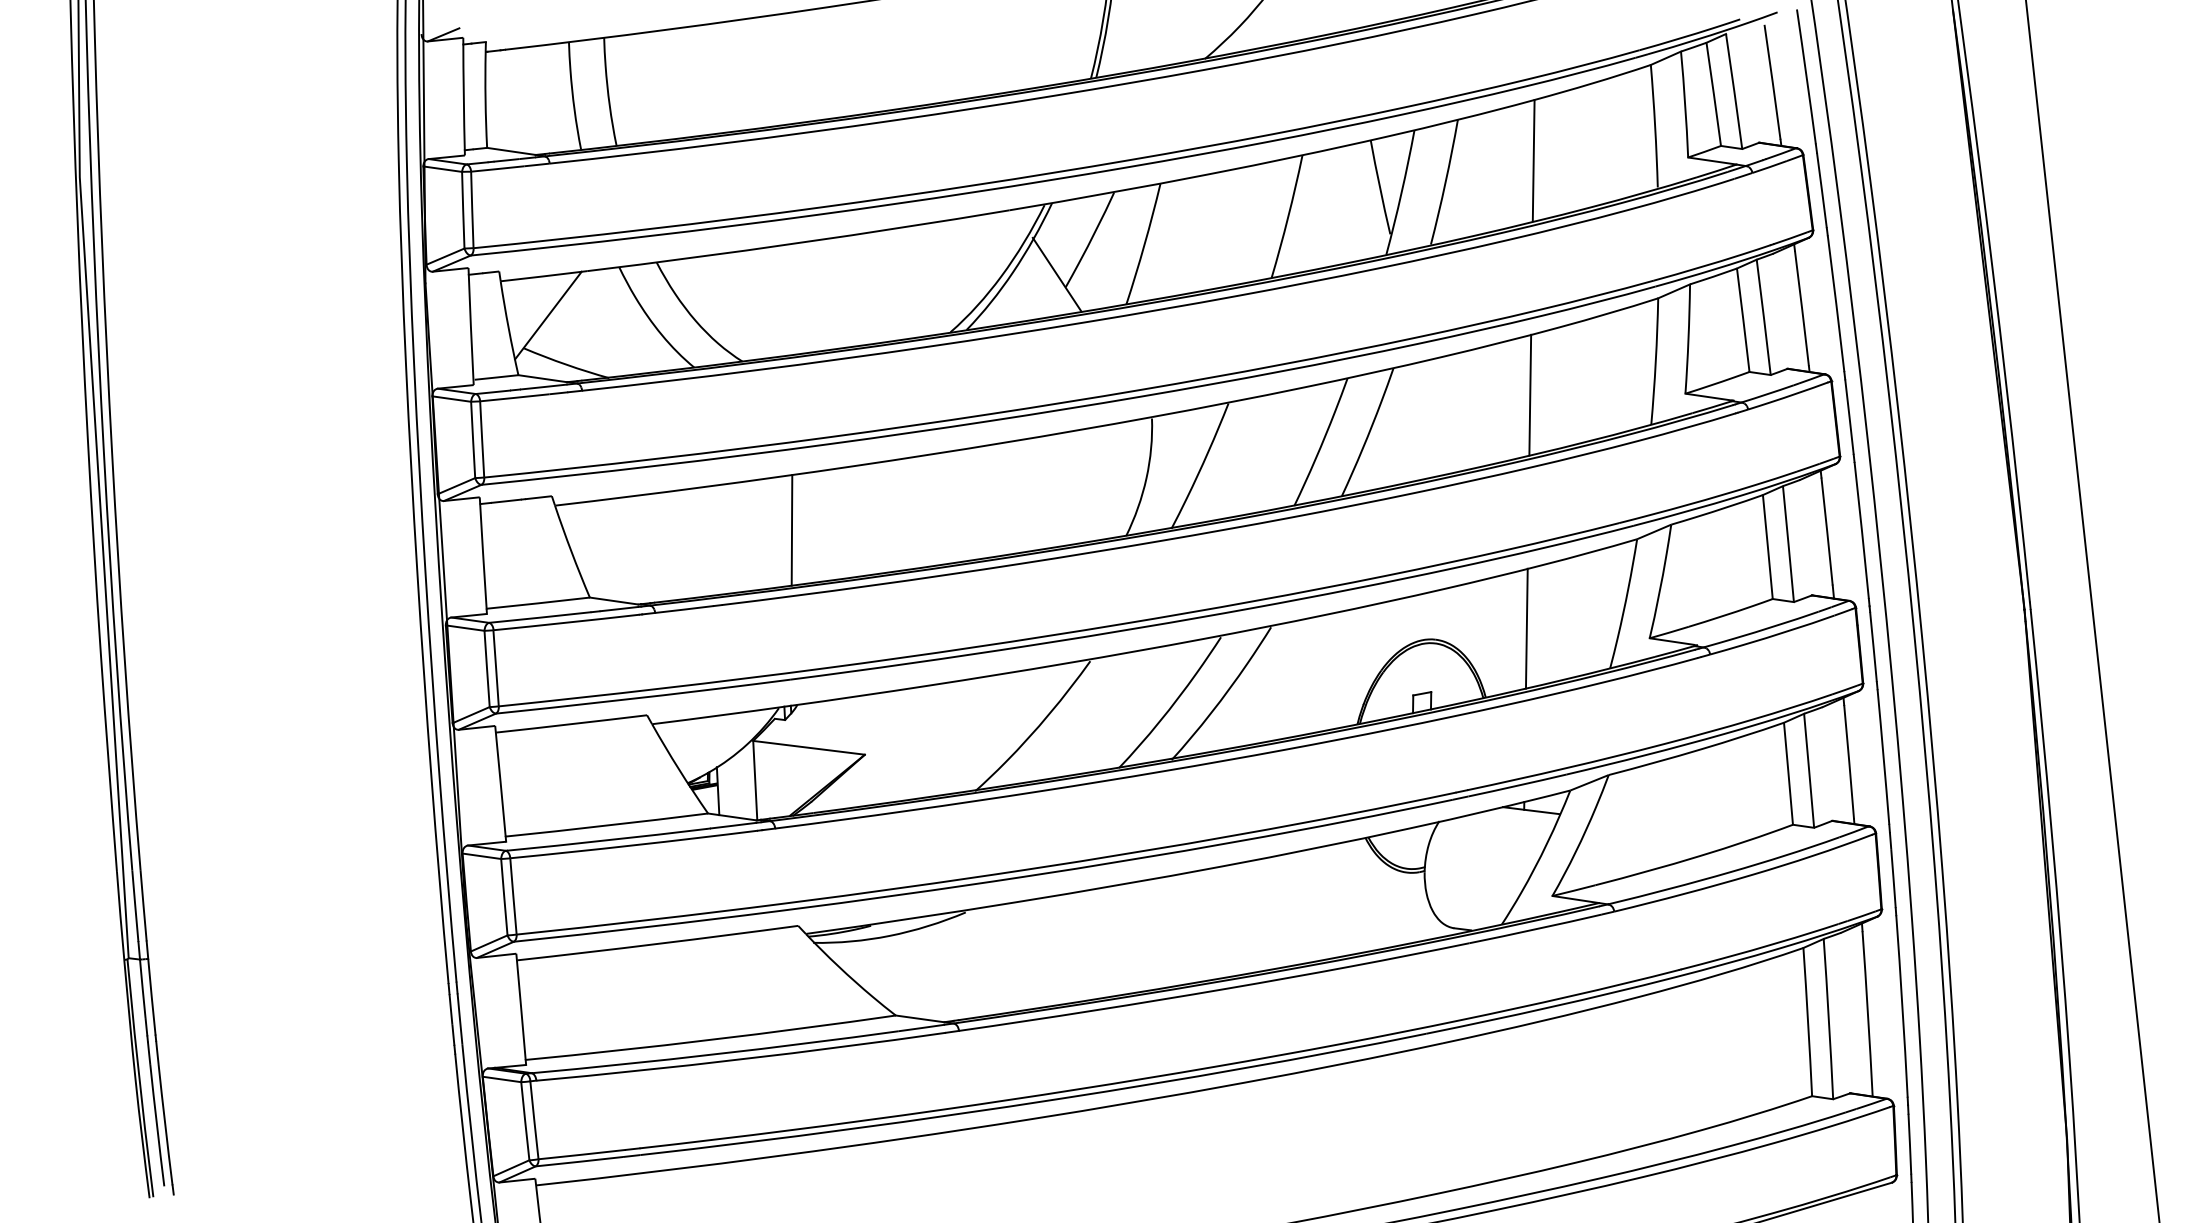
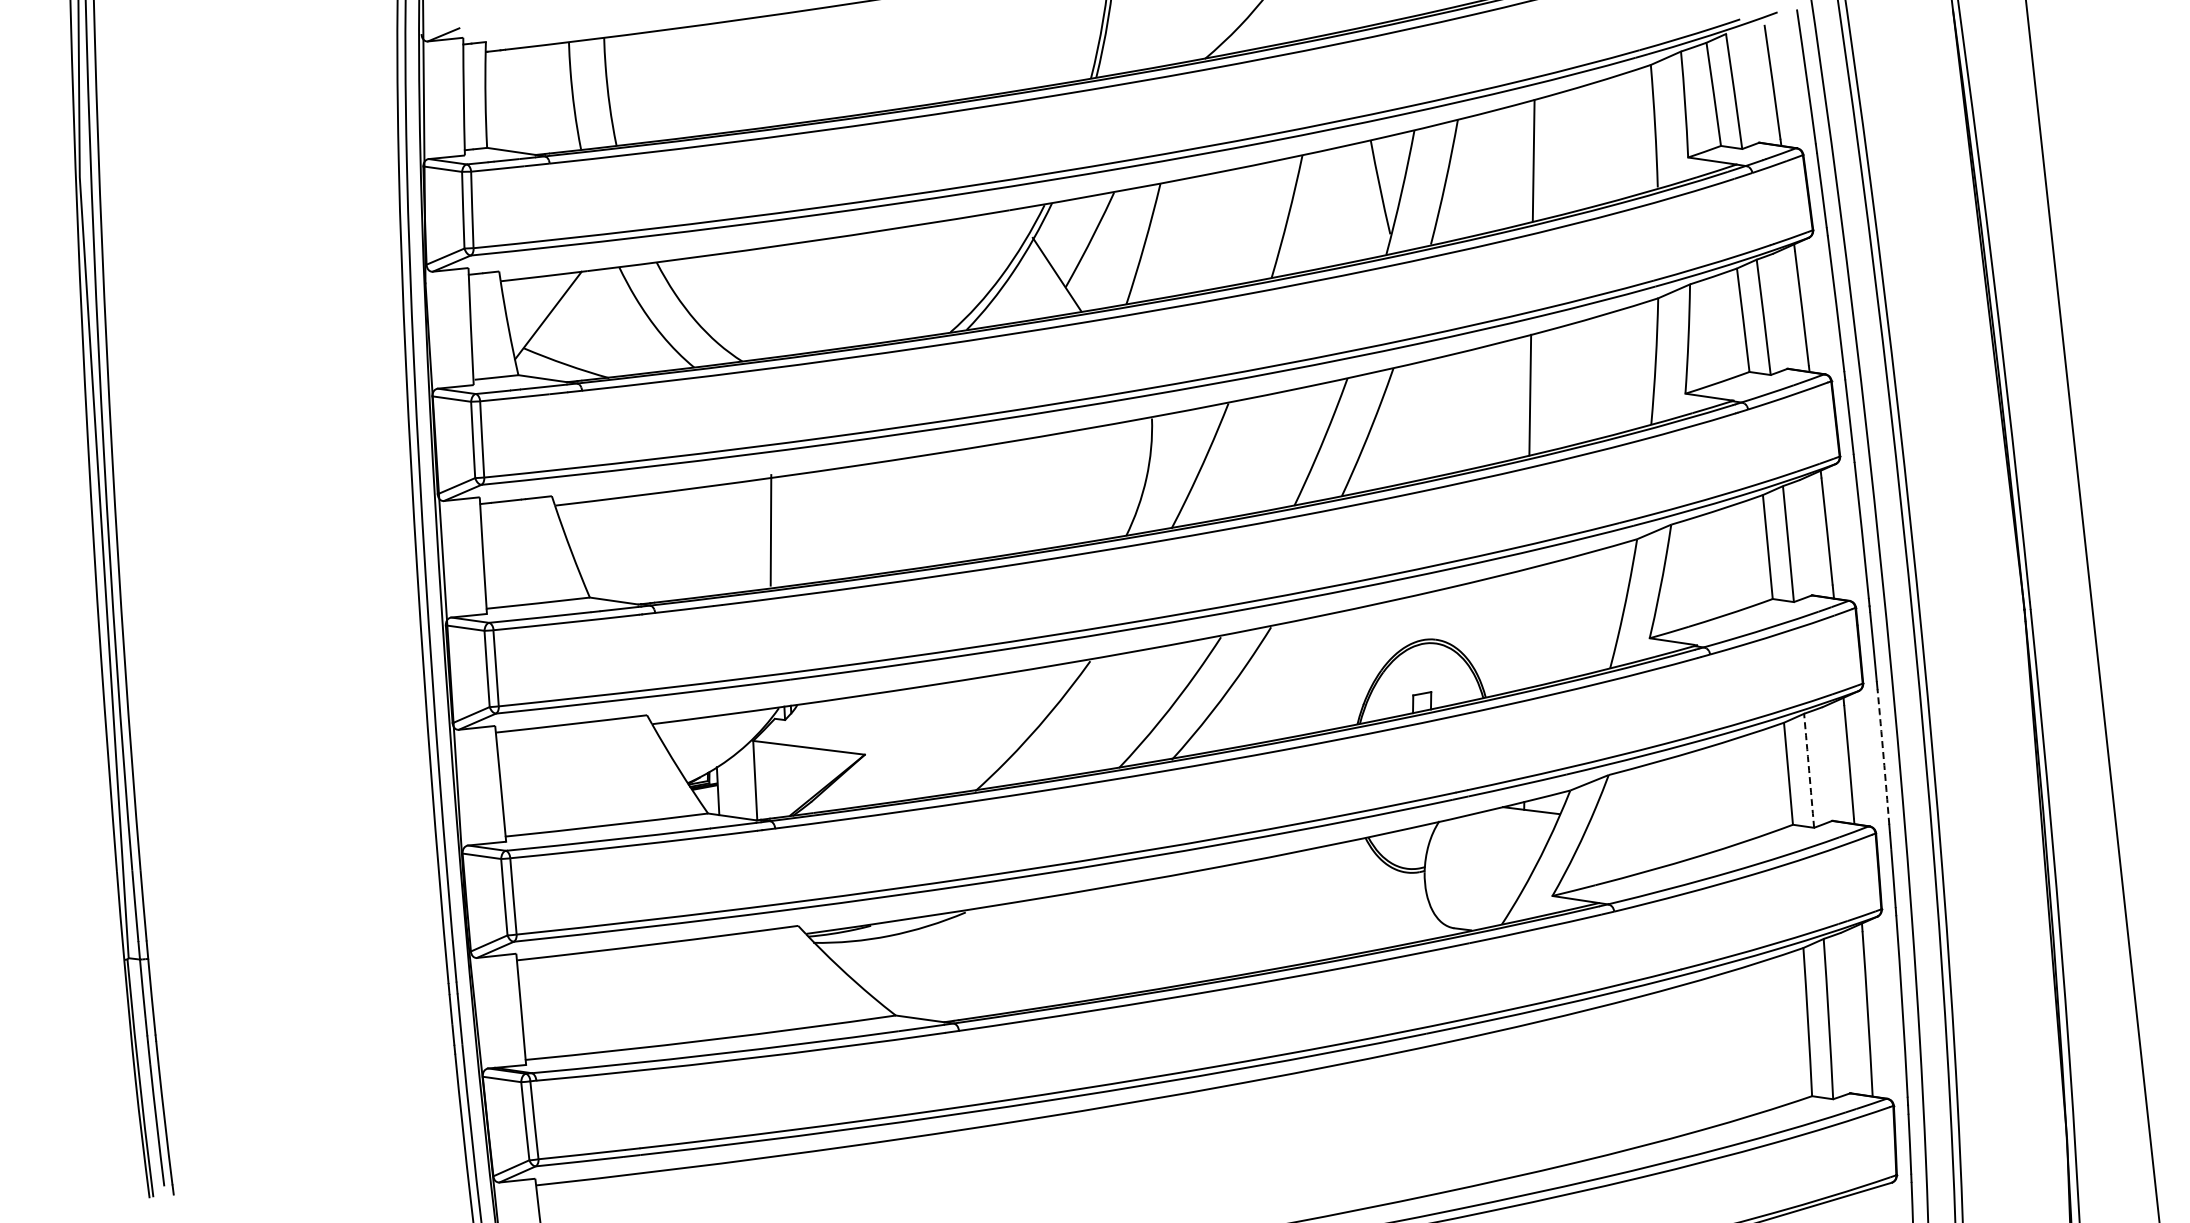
line position: (791, 530) -> (770, 530) (770, 530)
line: present -> none (1526, 628)
arc: solid -> dashed (1883, 757)
arc: solid -> dashed (1809, 770)
